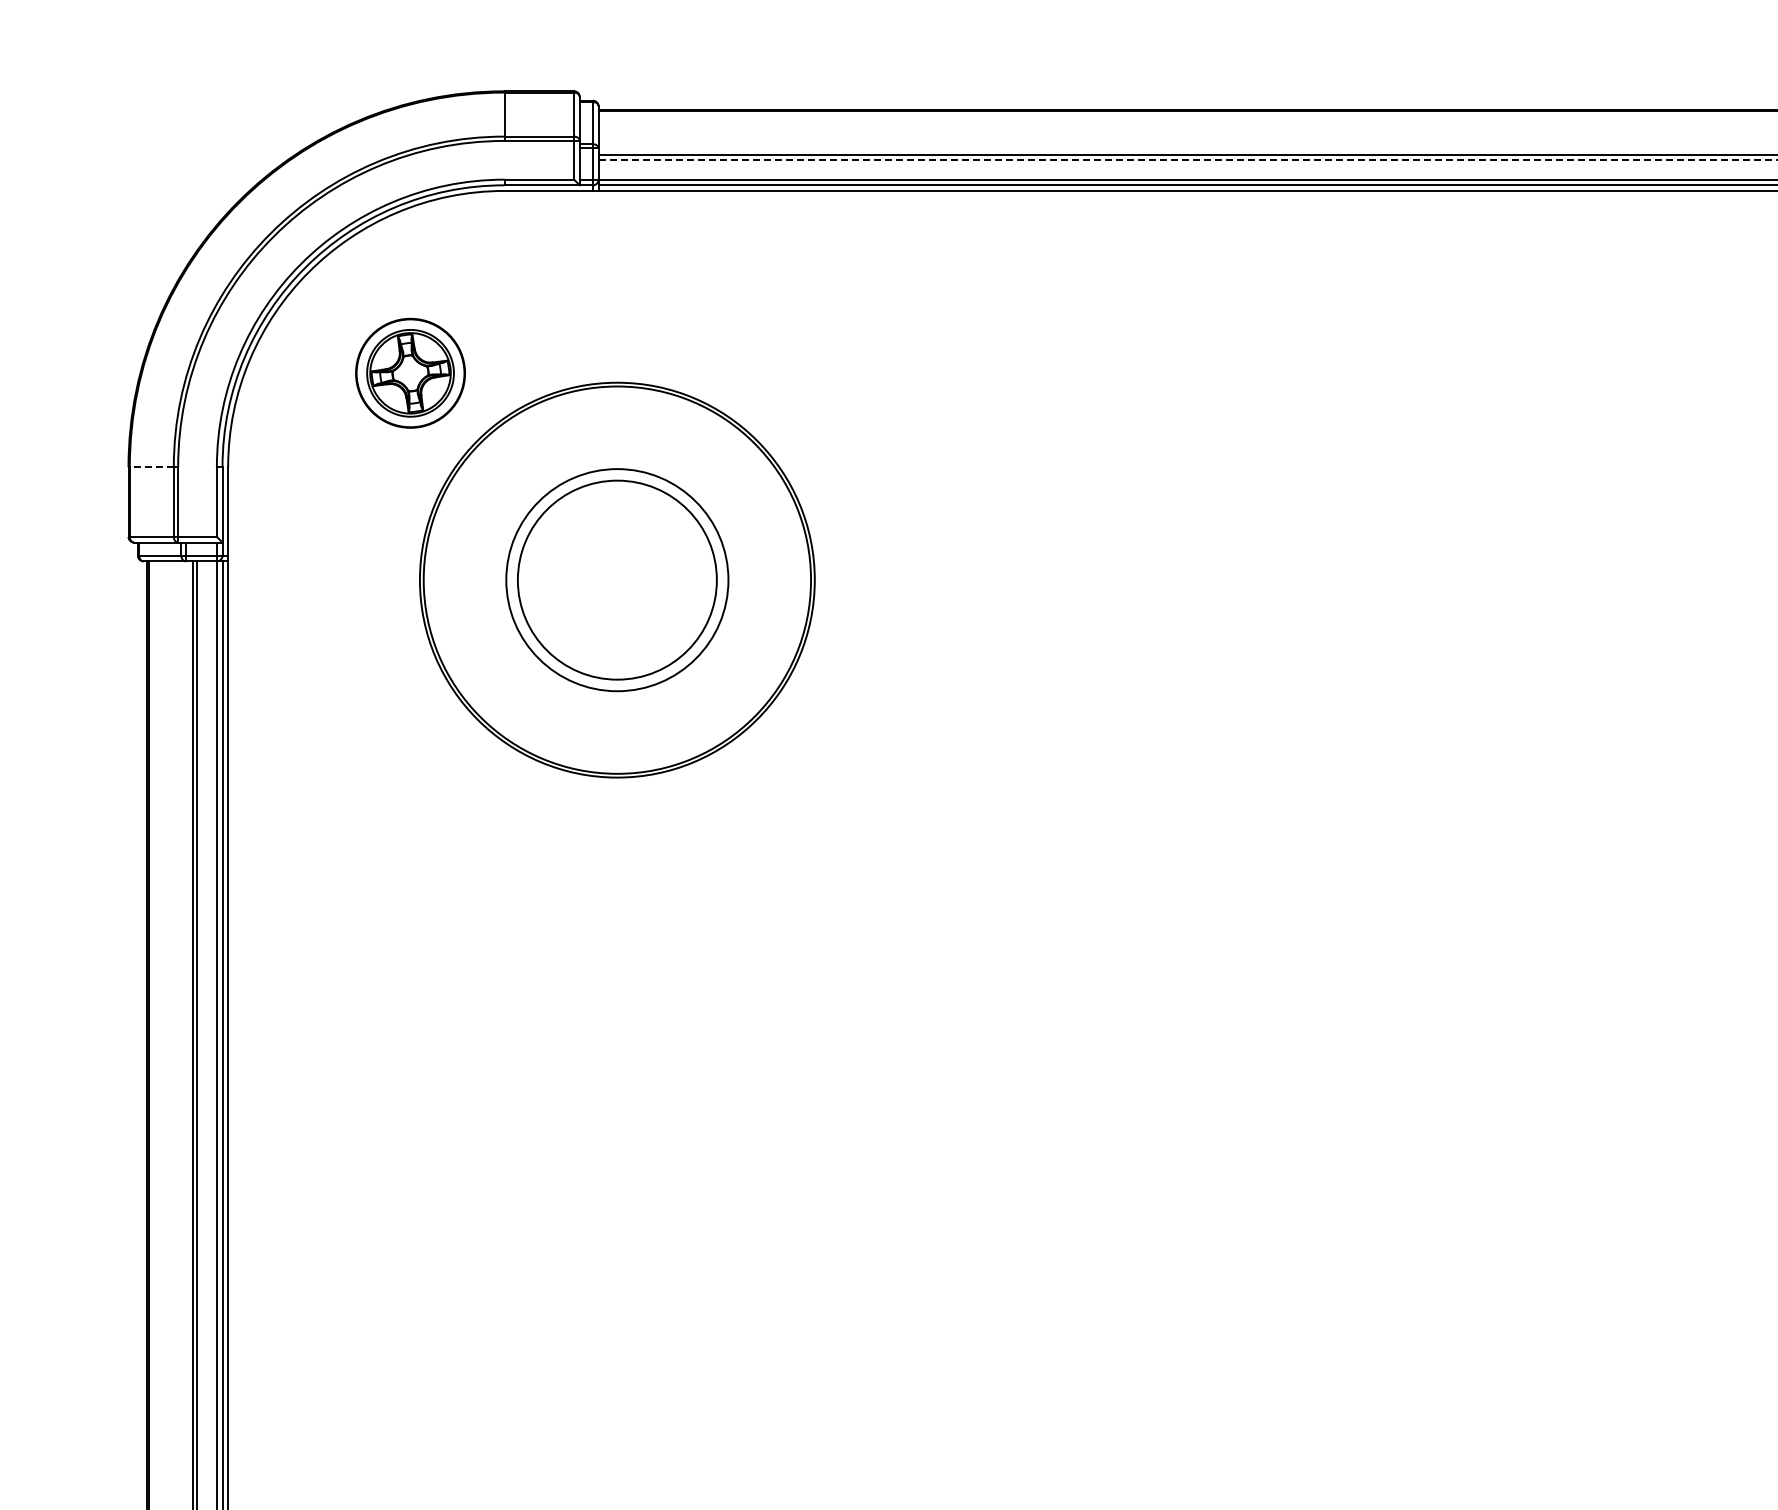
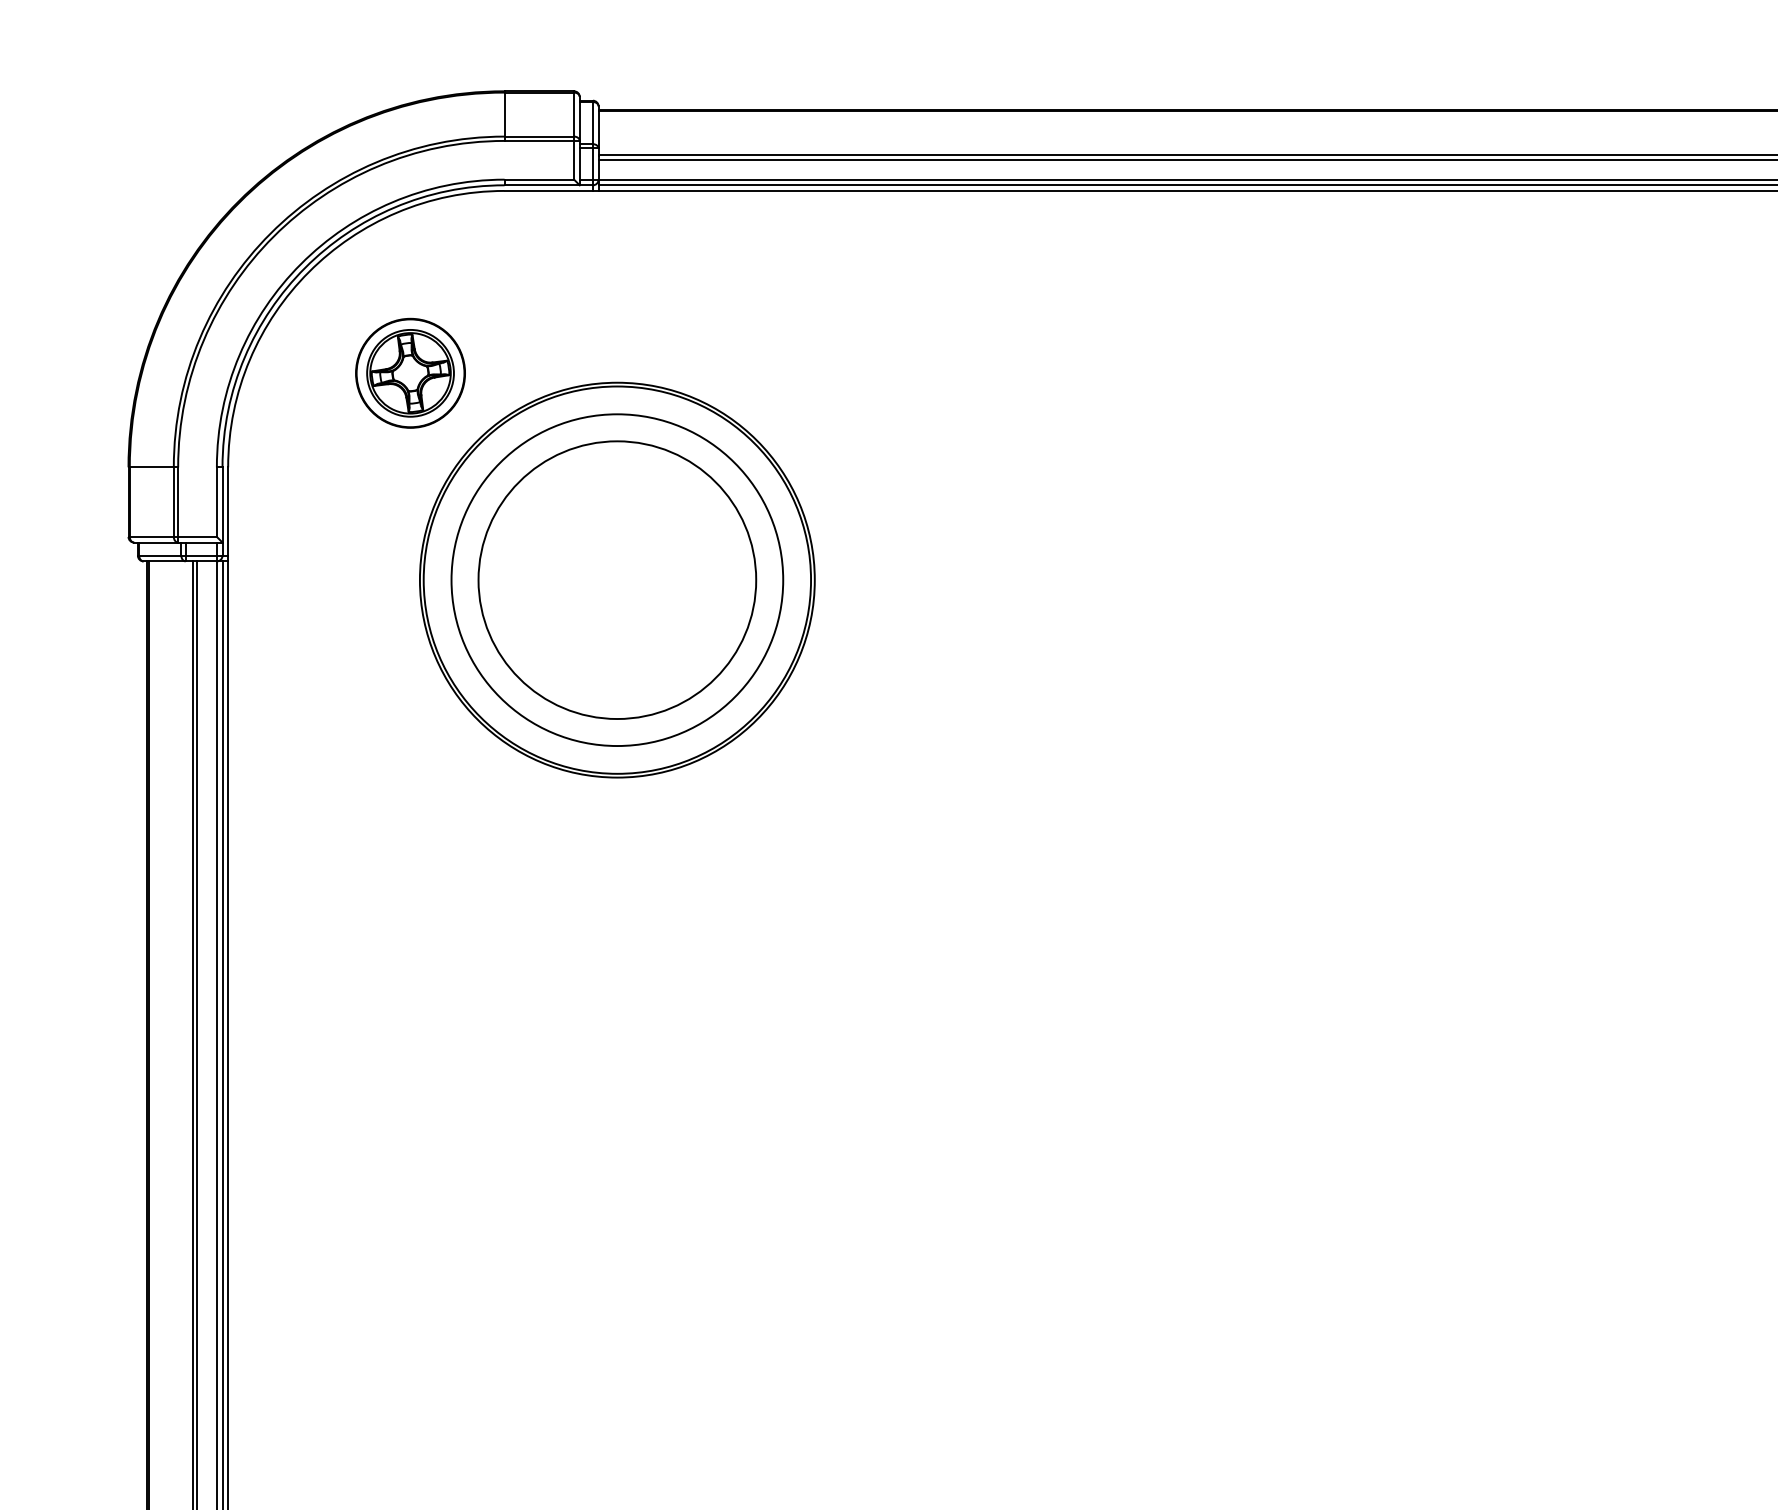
line: dashed -> solid (1188, 159)
line: dashed -> solid (151, 467)
circle diameter: 199 px -> 332 px (617, 580)
circle diameter: 222 px -> 278 px (617, 580)
